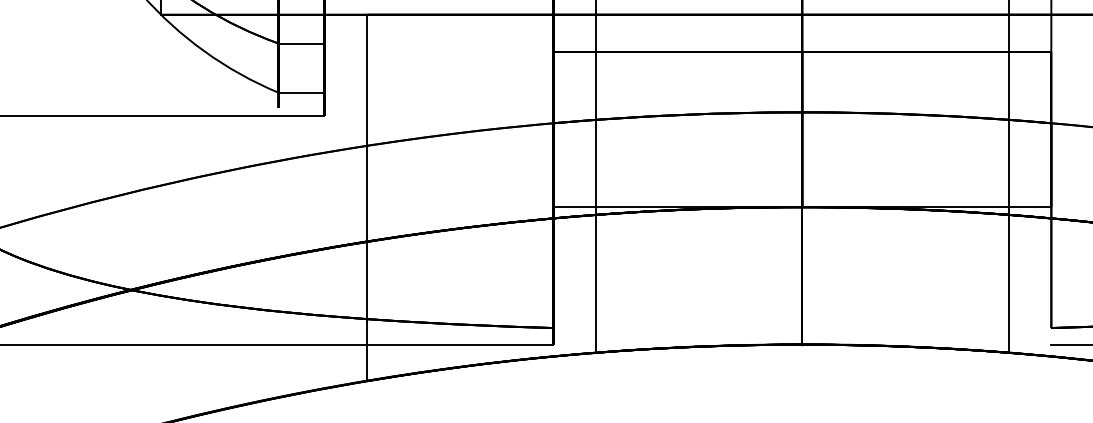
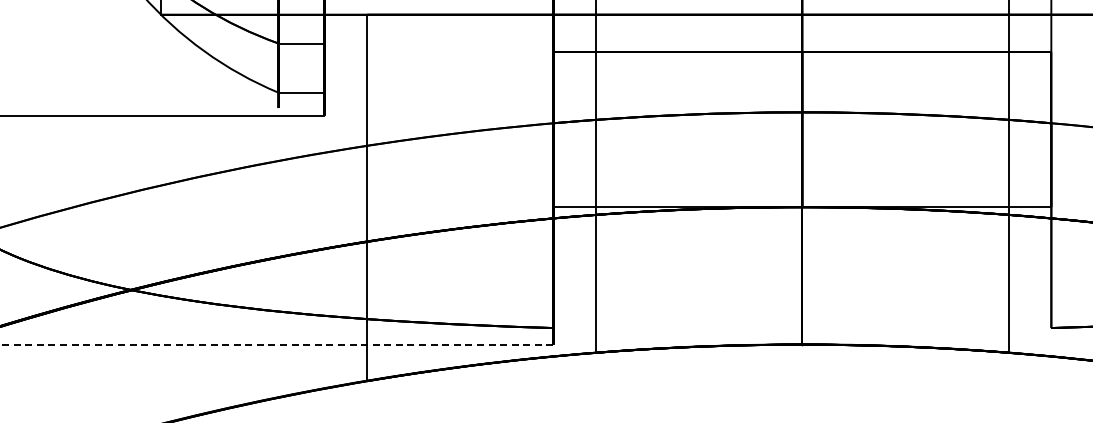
line: solid -> dashed (276, 344)
line: present -> none (1070, 344)
